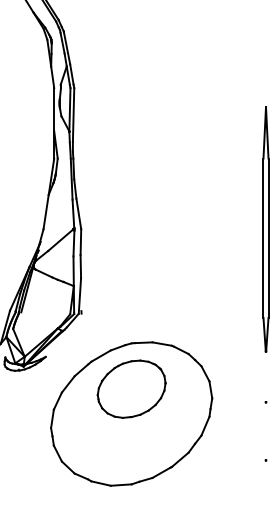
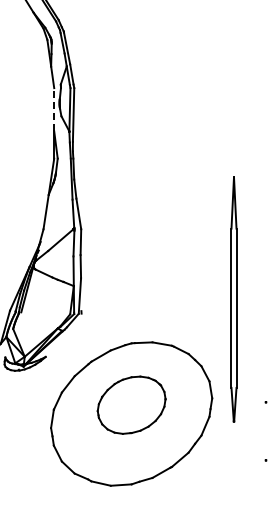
line: solid -> dashed (54, 109)
part position: (265, 229) -> (233, 299) (233, 299)
part position: (131, 388) -> (131, 404) (131, 404)
